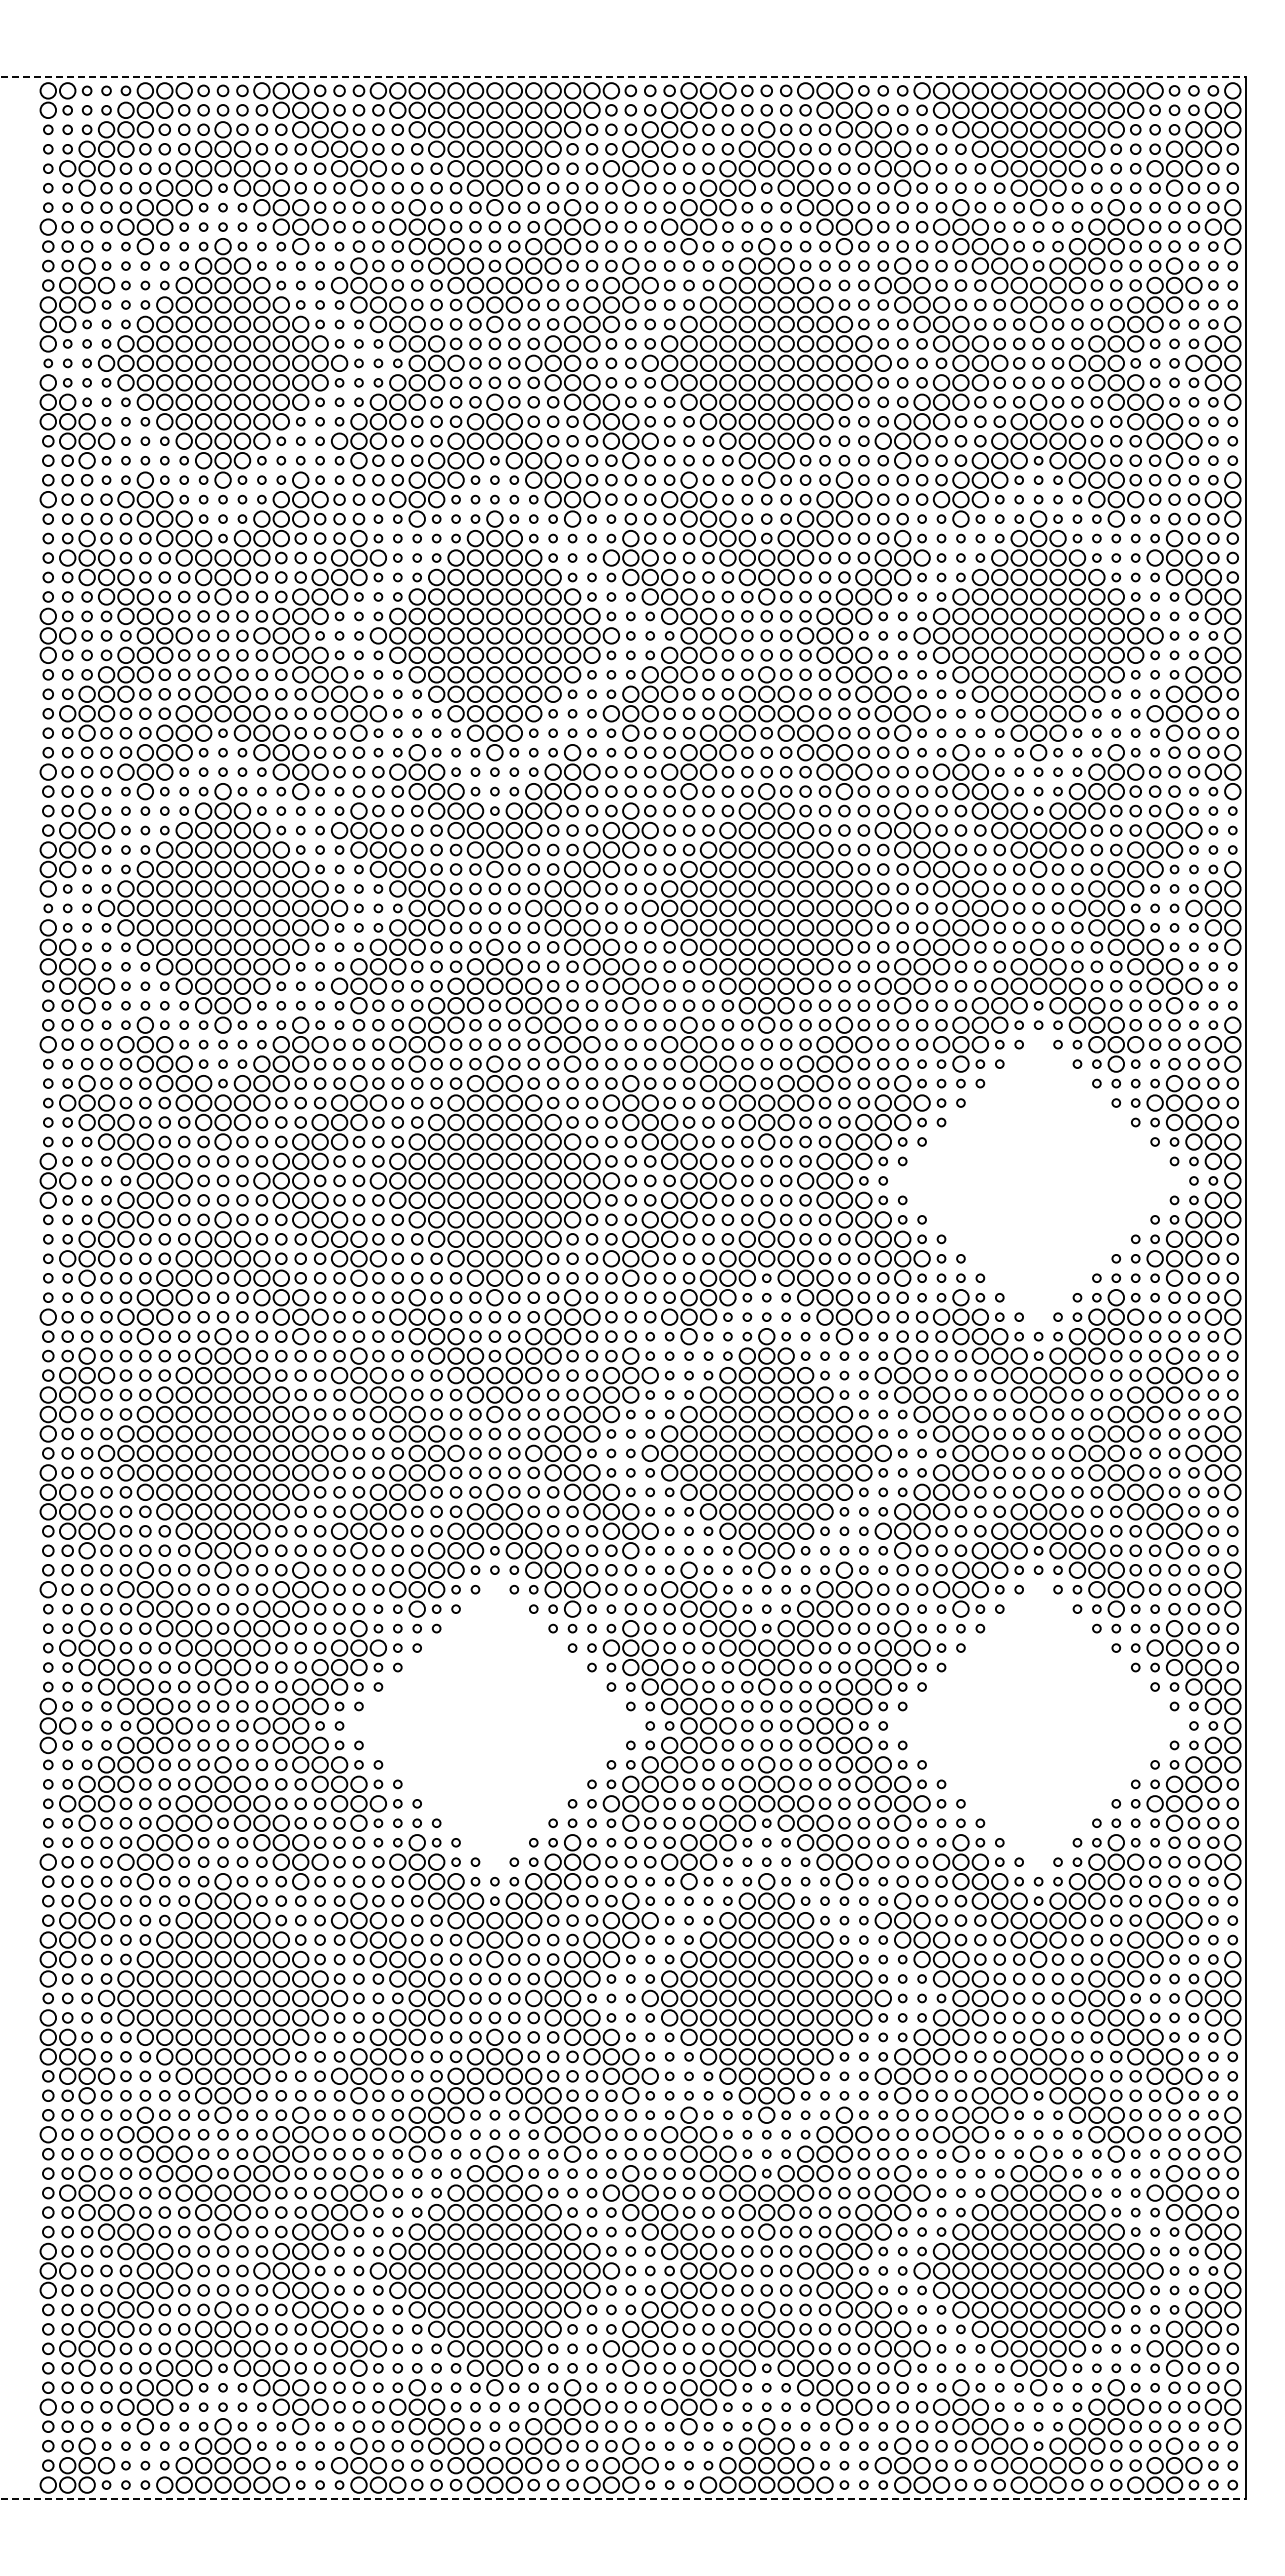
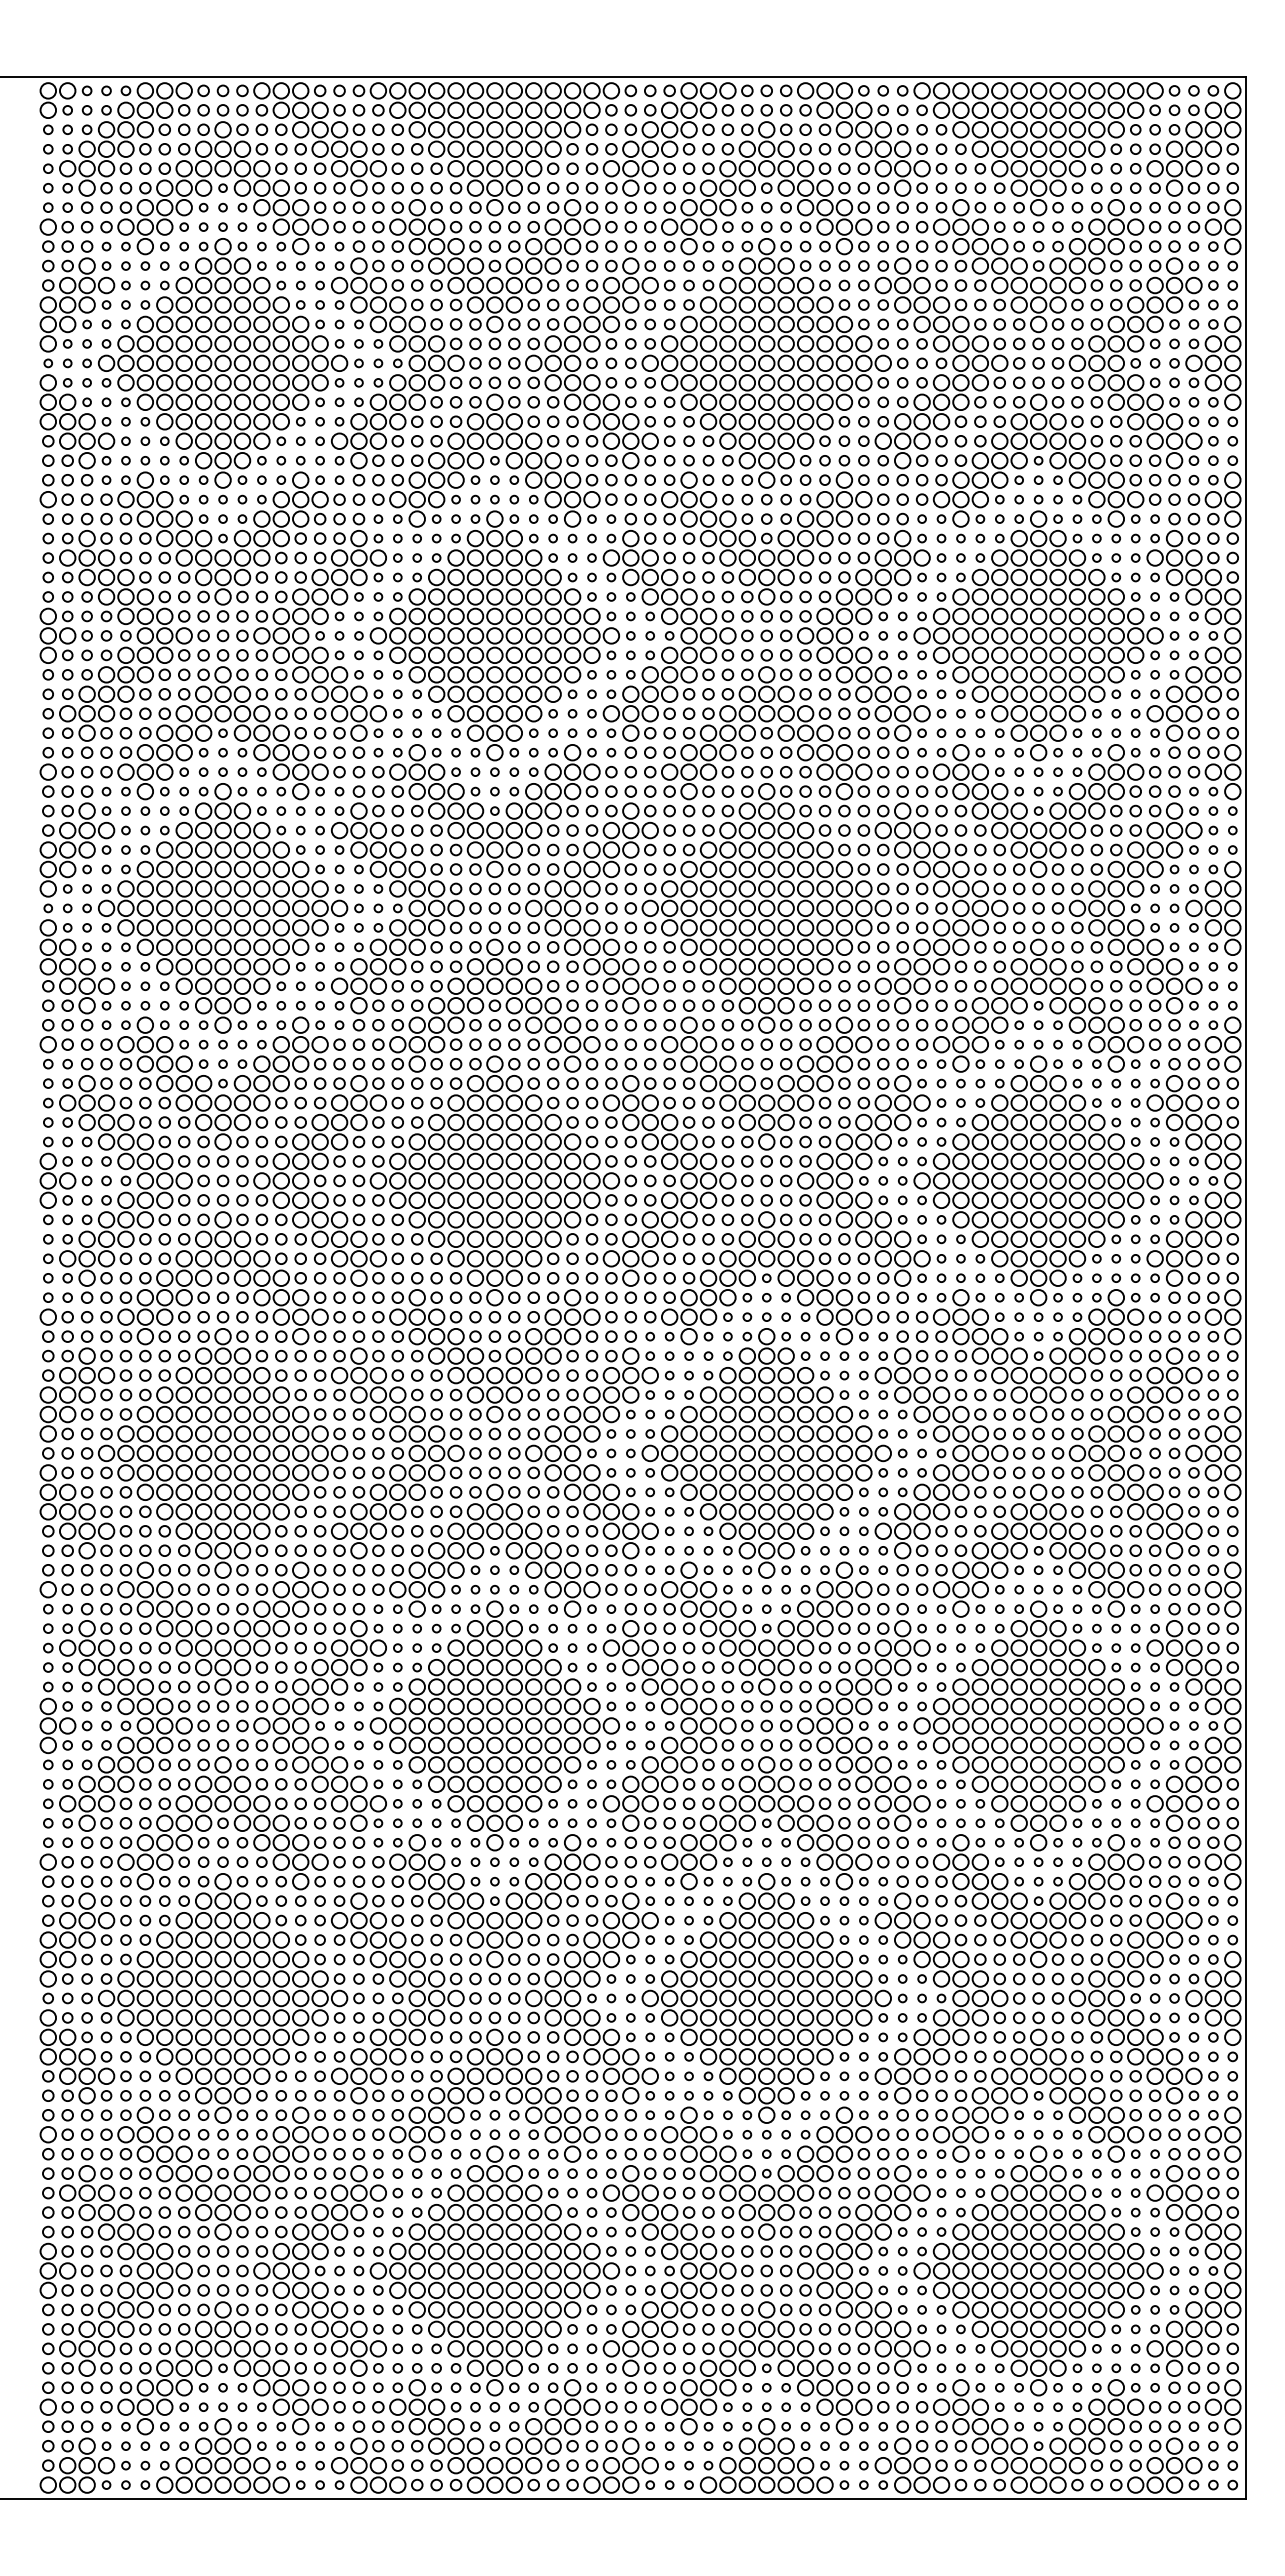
line: dashed -> solid (623, 77)
part: none -> present (1038, 1180)
part: none -> present (494, 1725)
part: none -> present (1038, 1725)
line: dashed -> solid (623, 2498)
